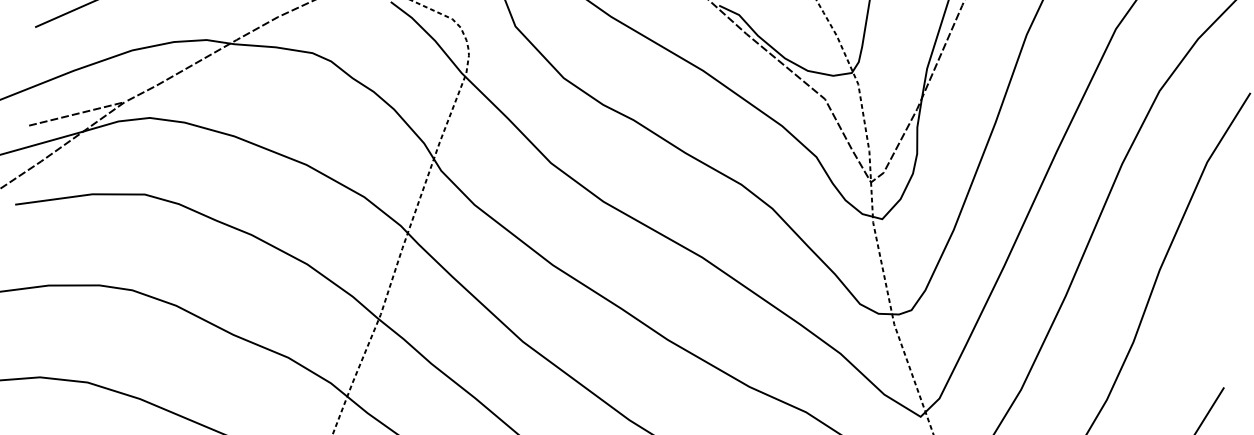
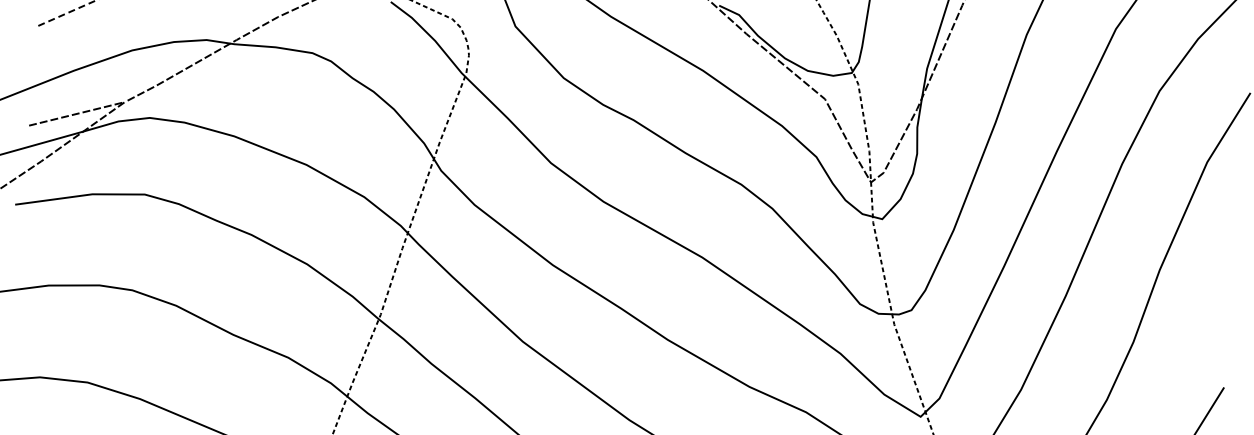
line: solid -> dashed (66, 13)
